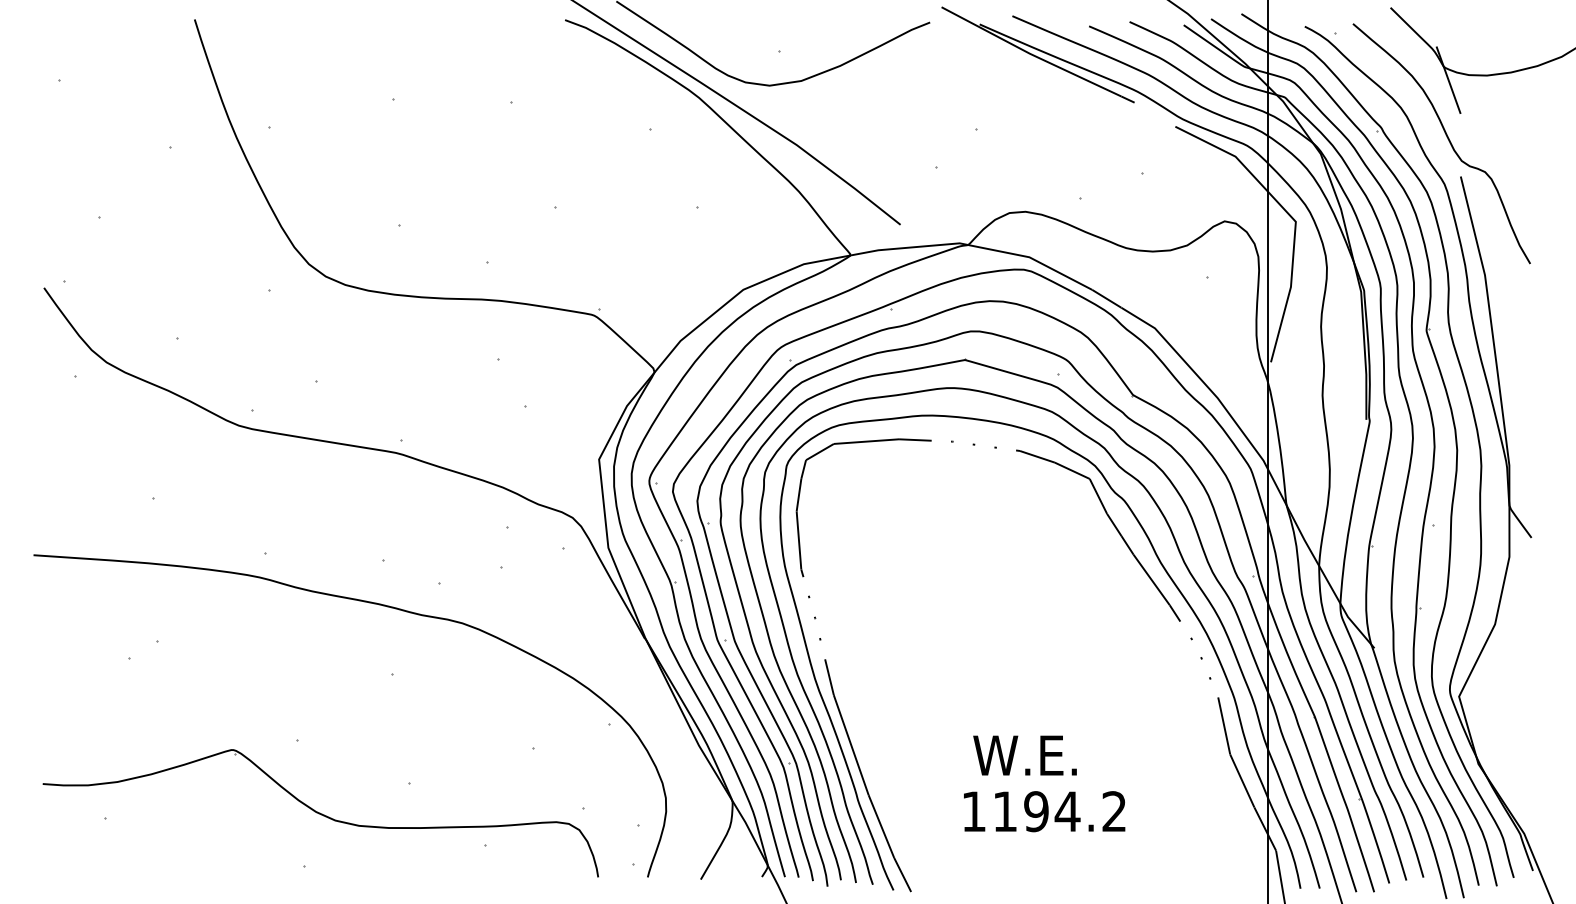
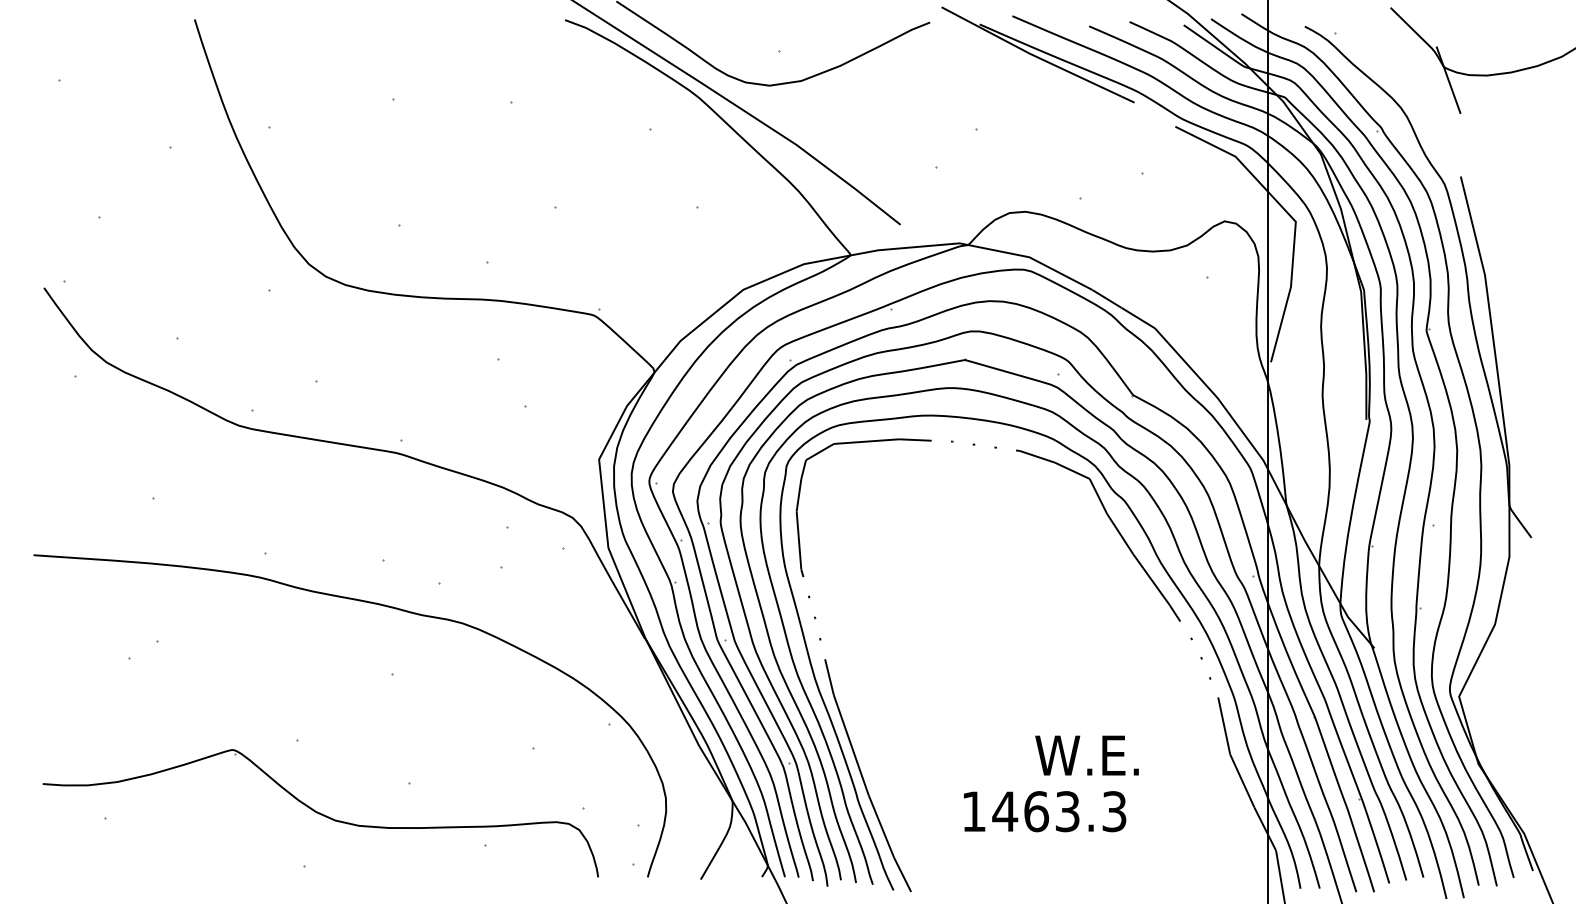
curve: present -> none (1447, 139)
text position: (1024, 755) -> (1086, 755) (1086, 755)
text: 1194.2 -> 1463.3 (1059, 811)
